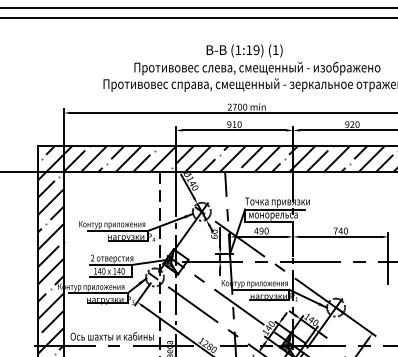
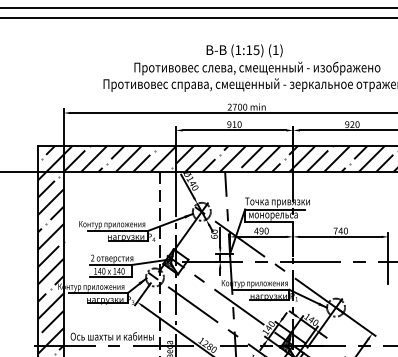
text: (1:19) -> (1:15) (256, 49)
